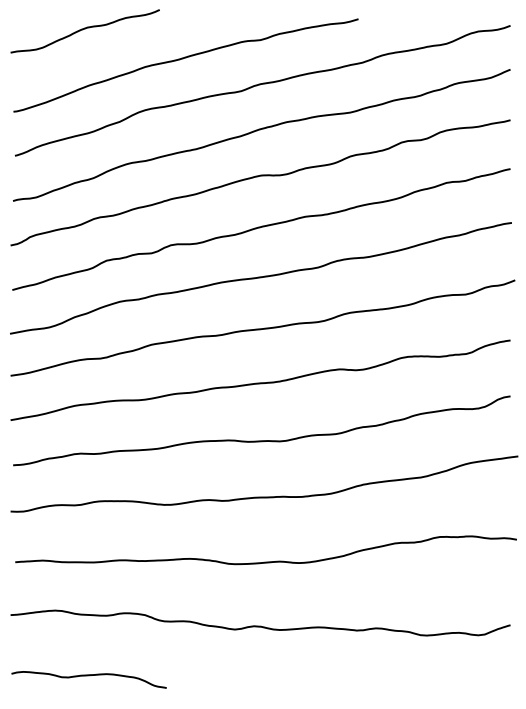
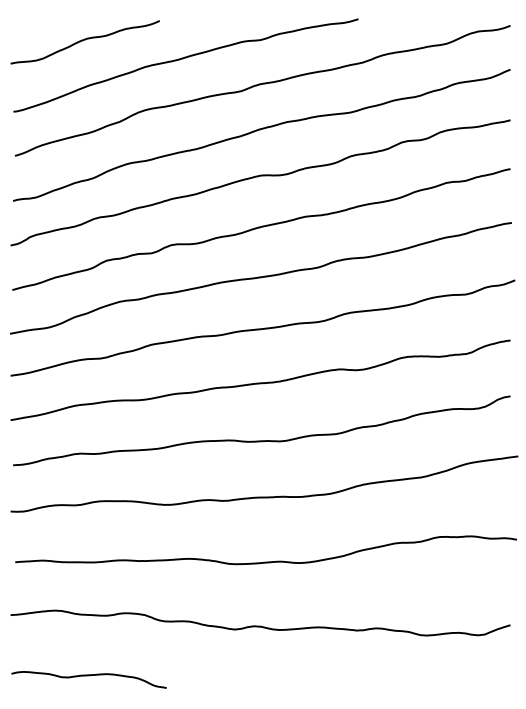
curve position: (84, 29) -> (84, 40) (84, 40)
